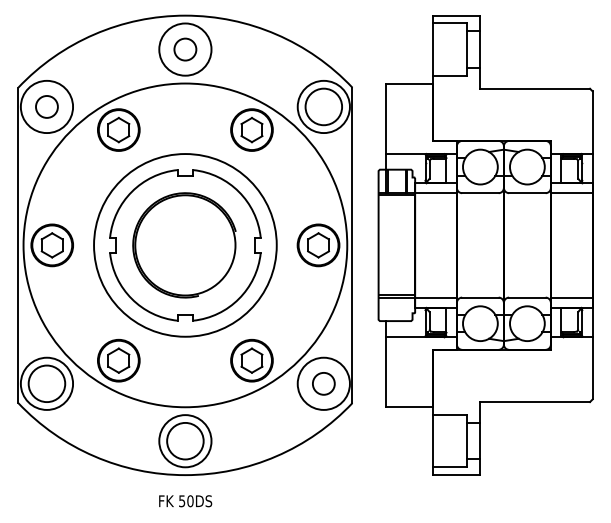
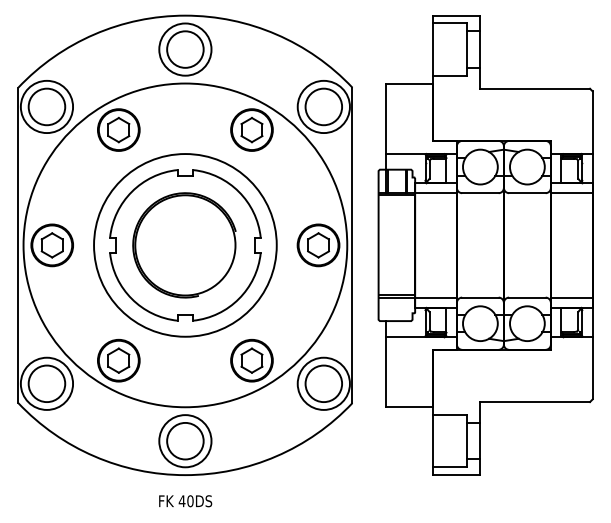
circle diameter: 22 px -> 37 px (185, 49)
circle diameter: 22 px -> 37 px (46, 106)
circle diameter: 22 px -> 37 px (323, 383)
text: 50DS -> 40DS (181, 501)
